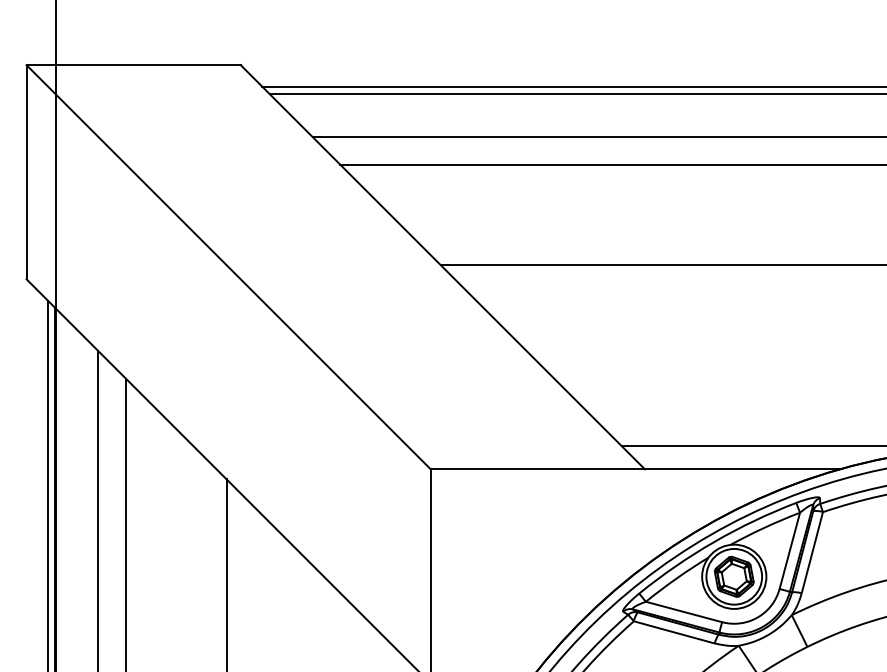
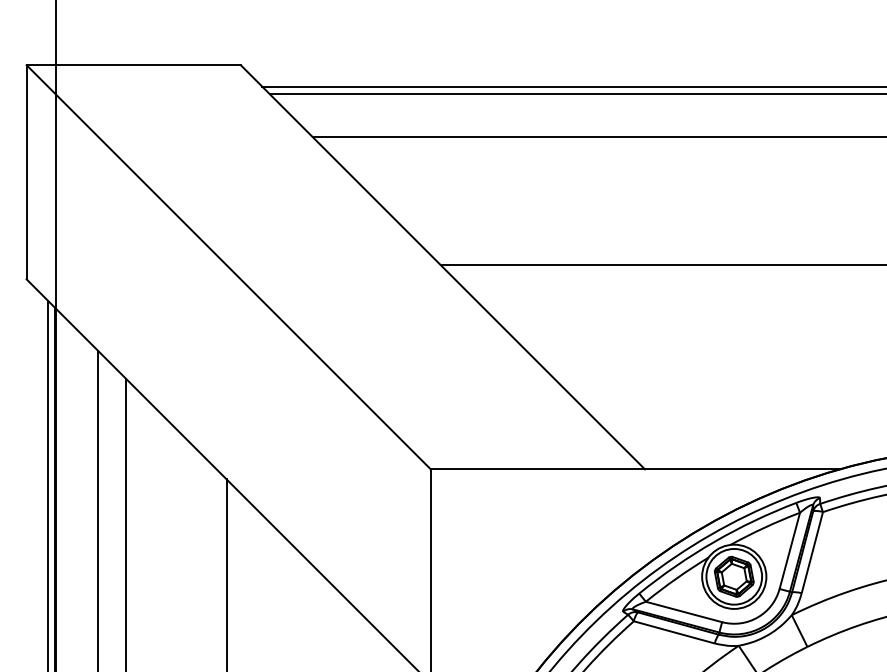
line: present -> none (611, 164)
line: present -> none (752, 446)
